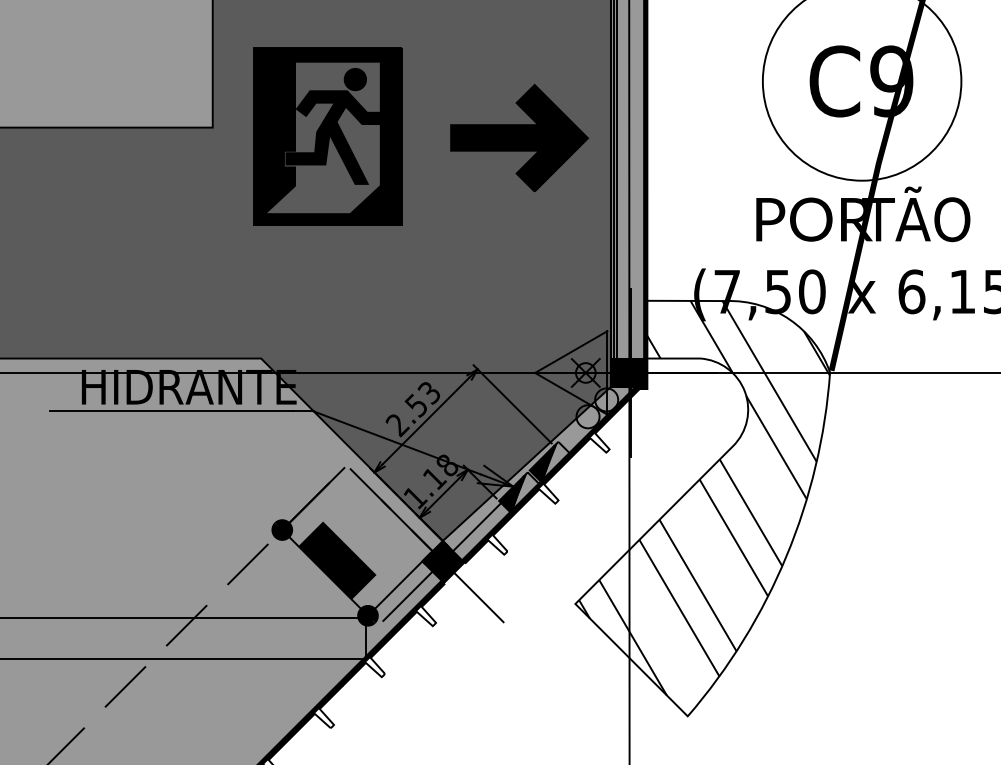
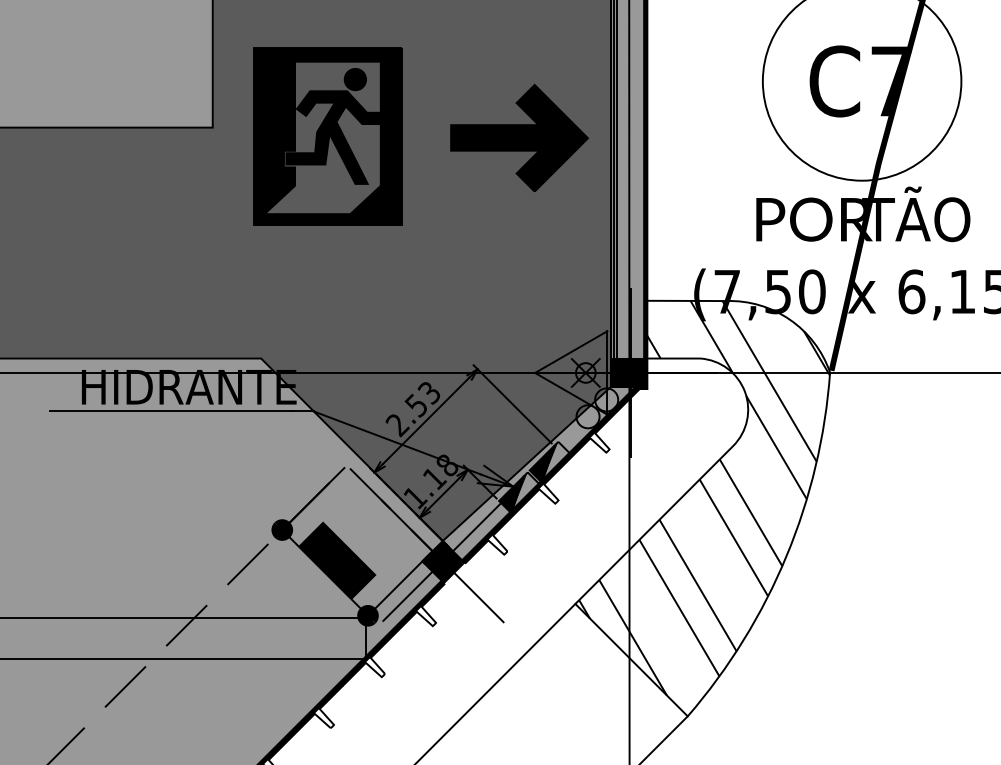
text: C9 -> C7 (891, 81)
line: none -> present (496, 682)
line: none -> present (664, 738)
